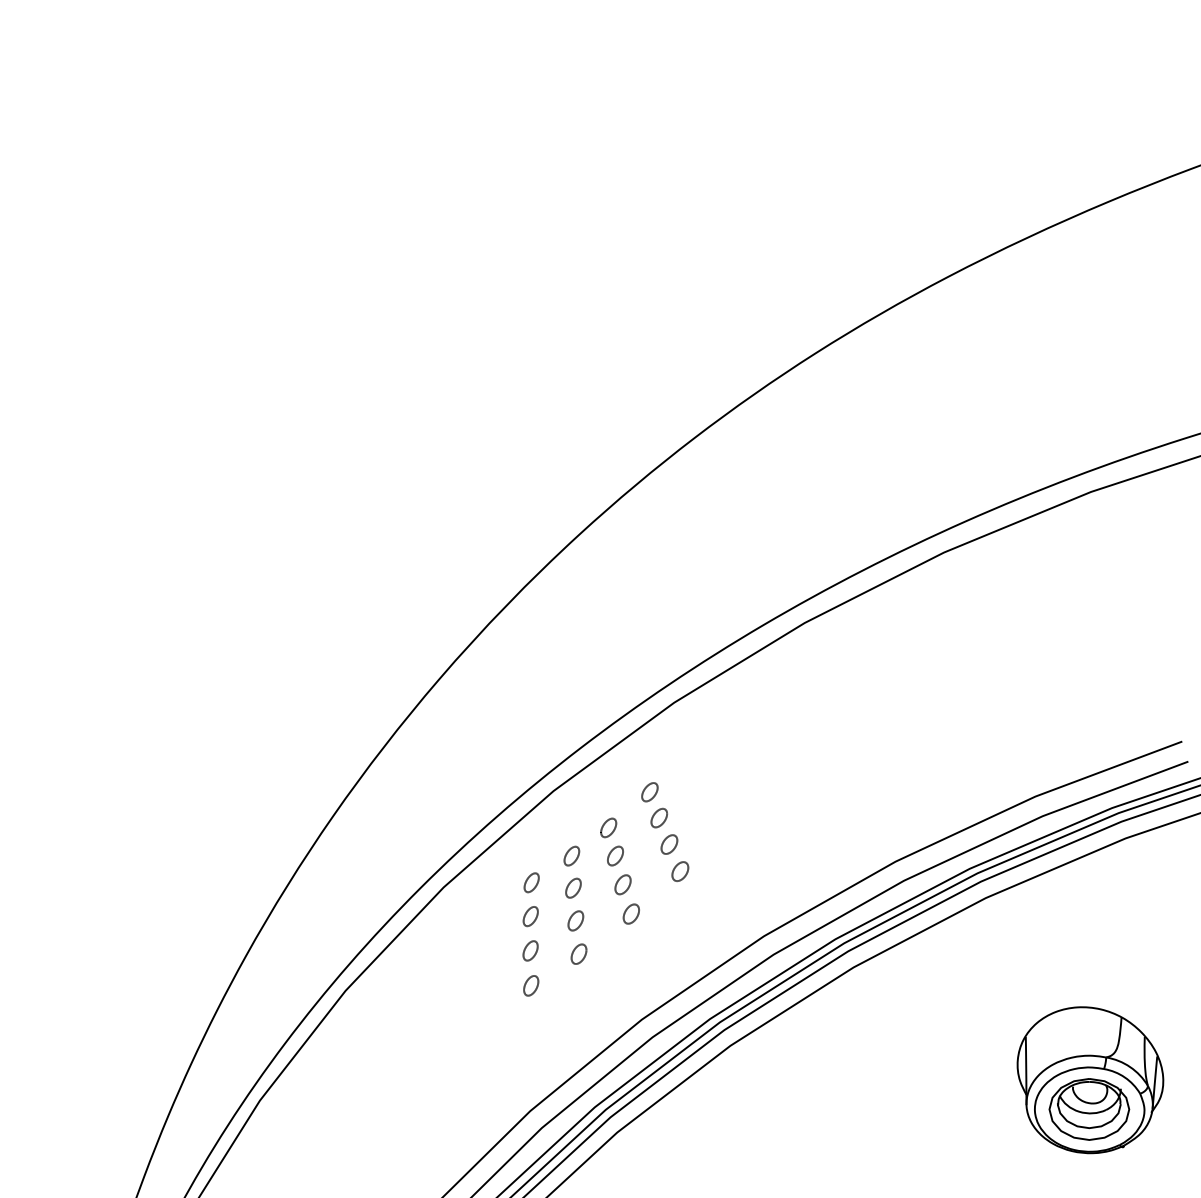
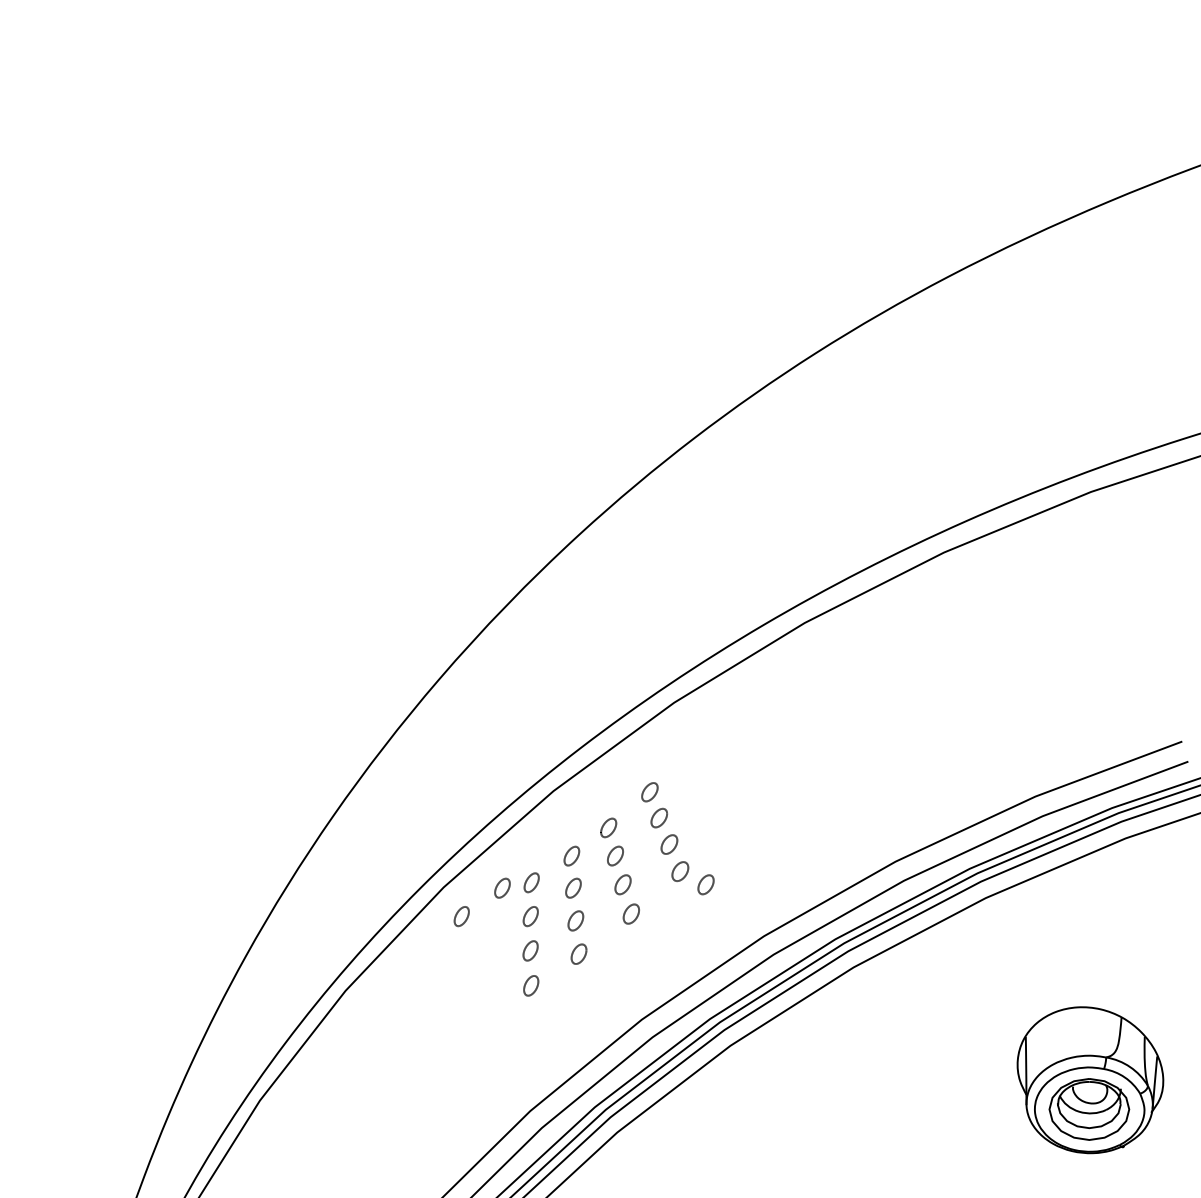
part: none -> present (705, 884)
part: none -> present (502, 887)
part: none -> present (461, 916)
